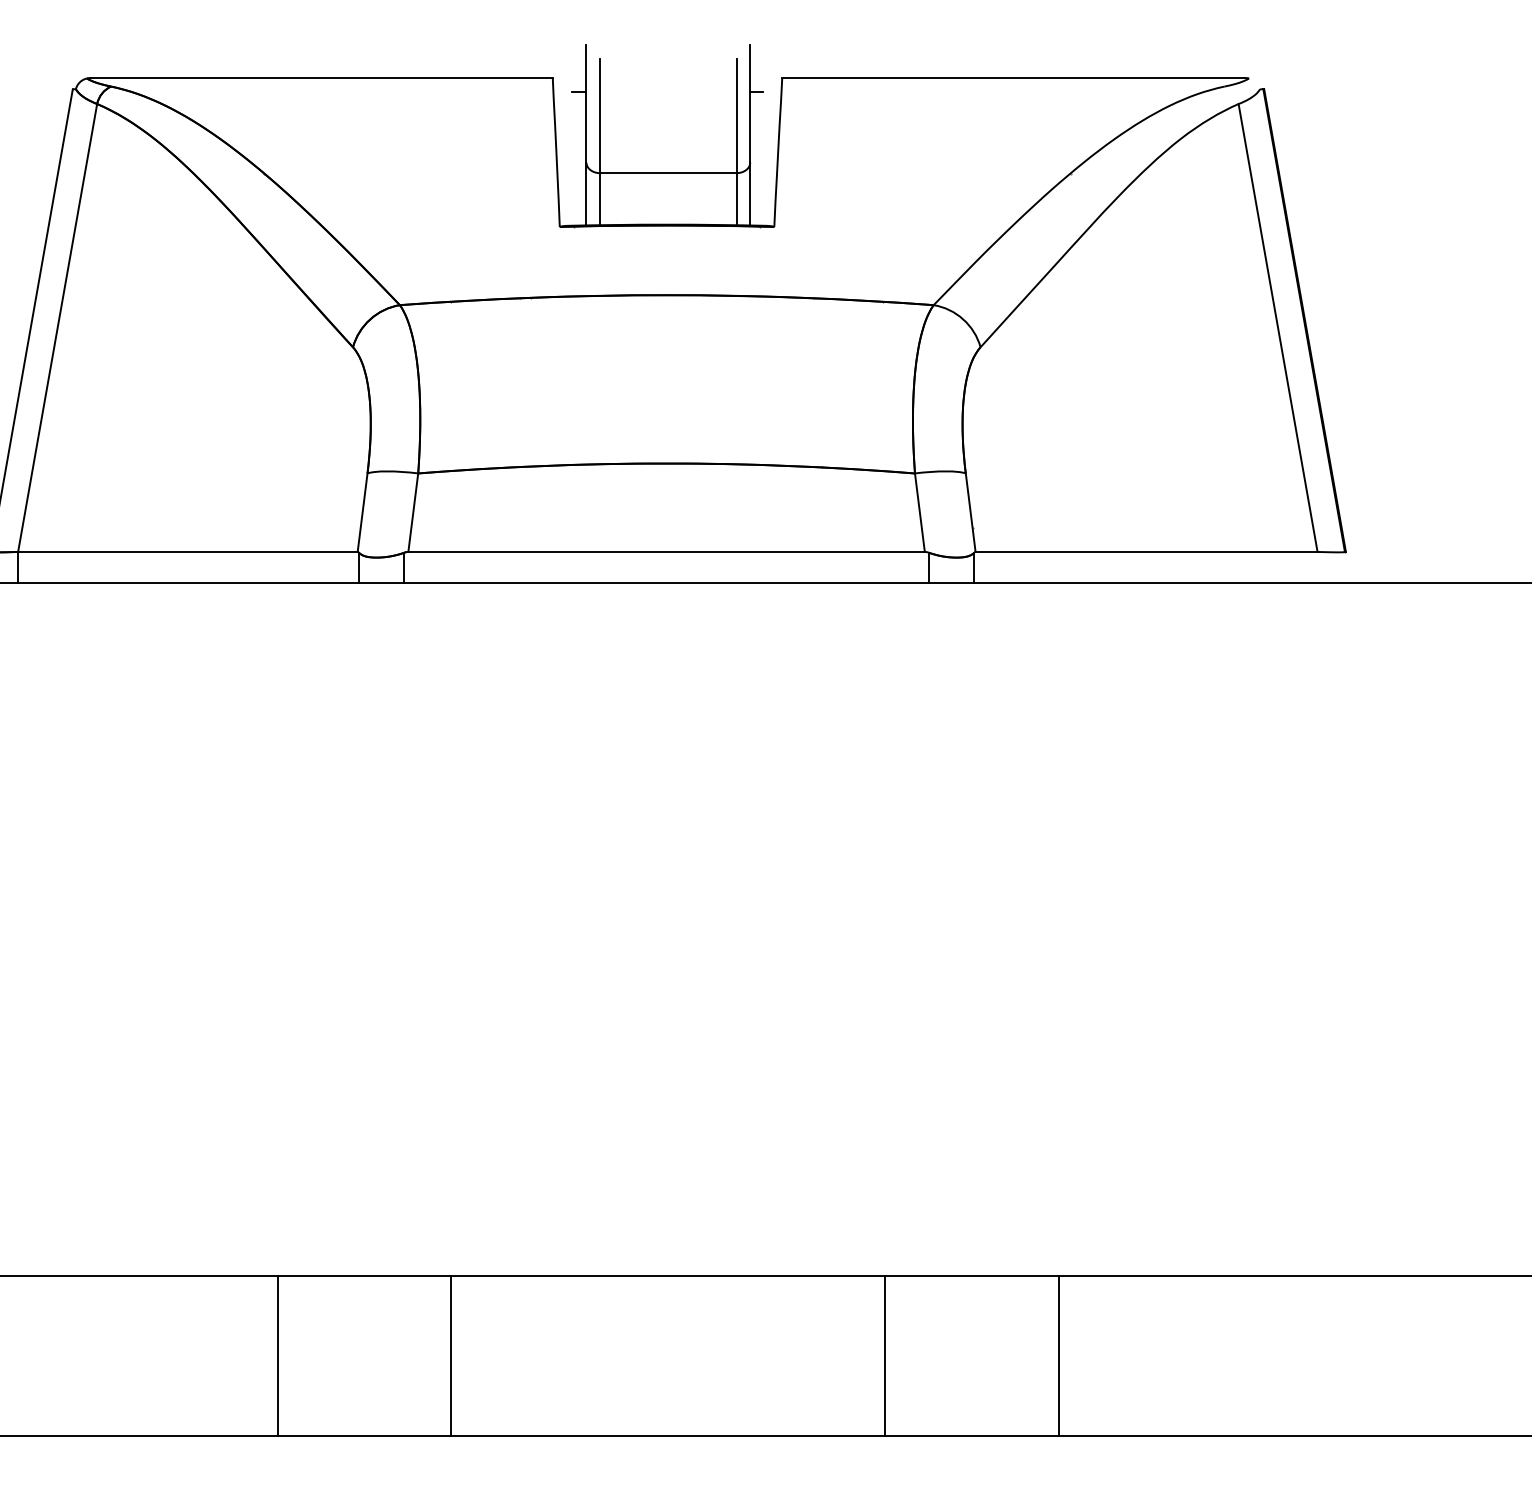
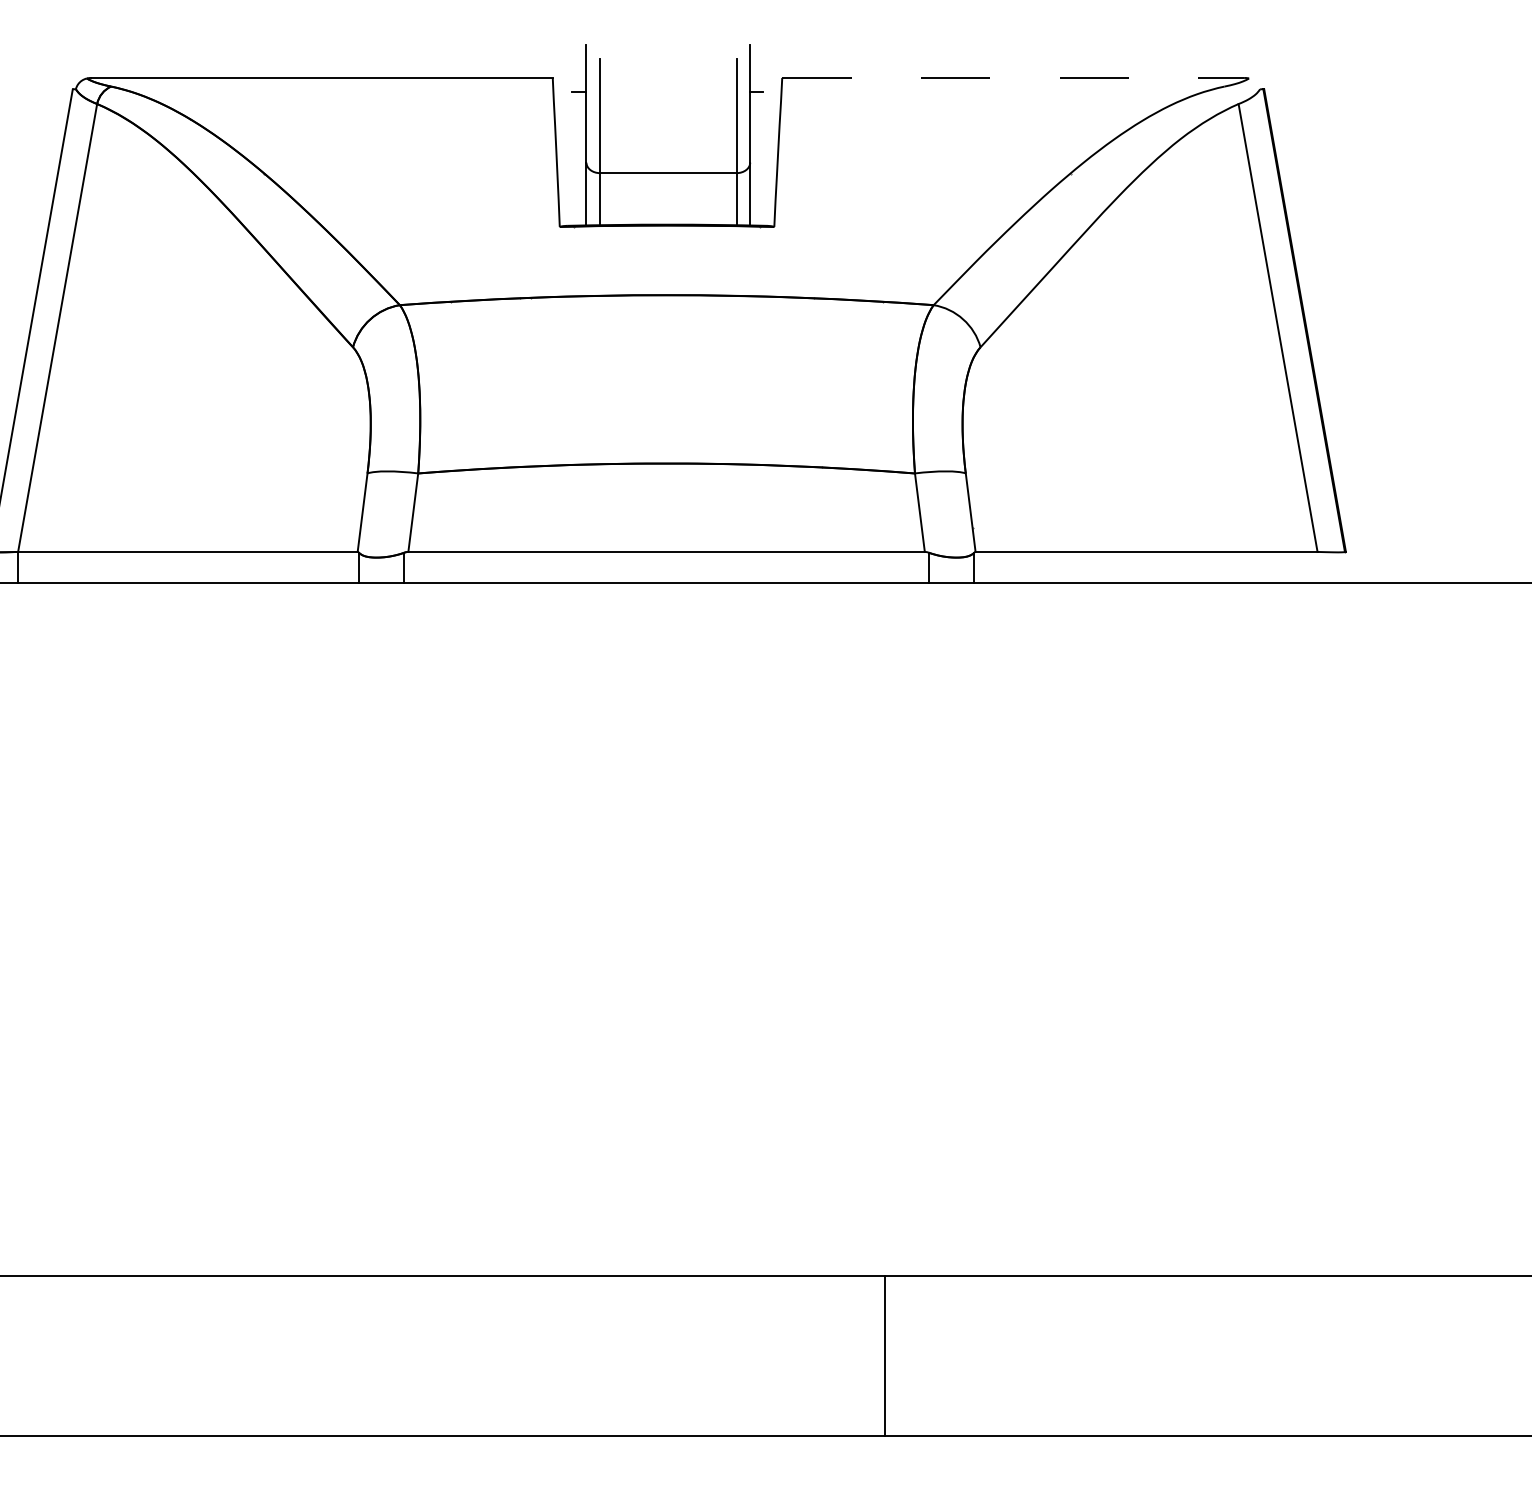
line: solid -> dashed (1013, 77)
line: present -> none (277, 1355)
line: present -> none (451, 1355)
line: present -> none (1058, 1355)
